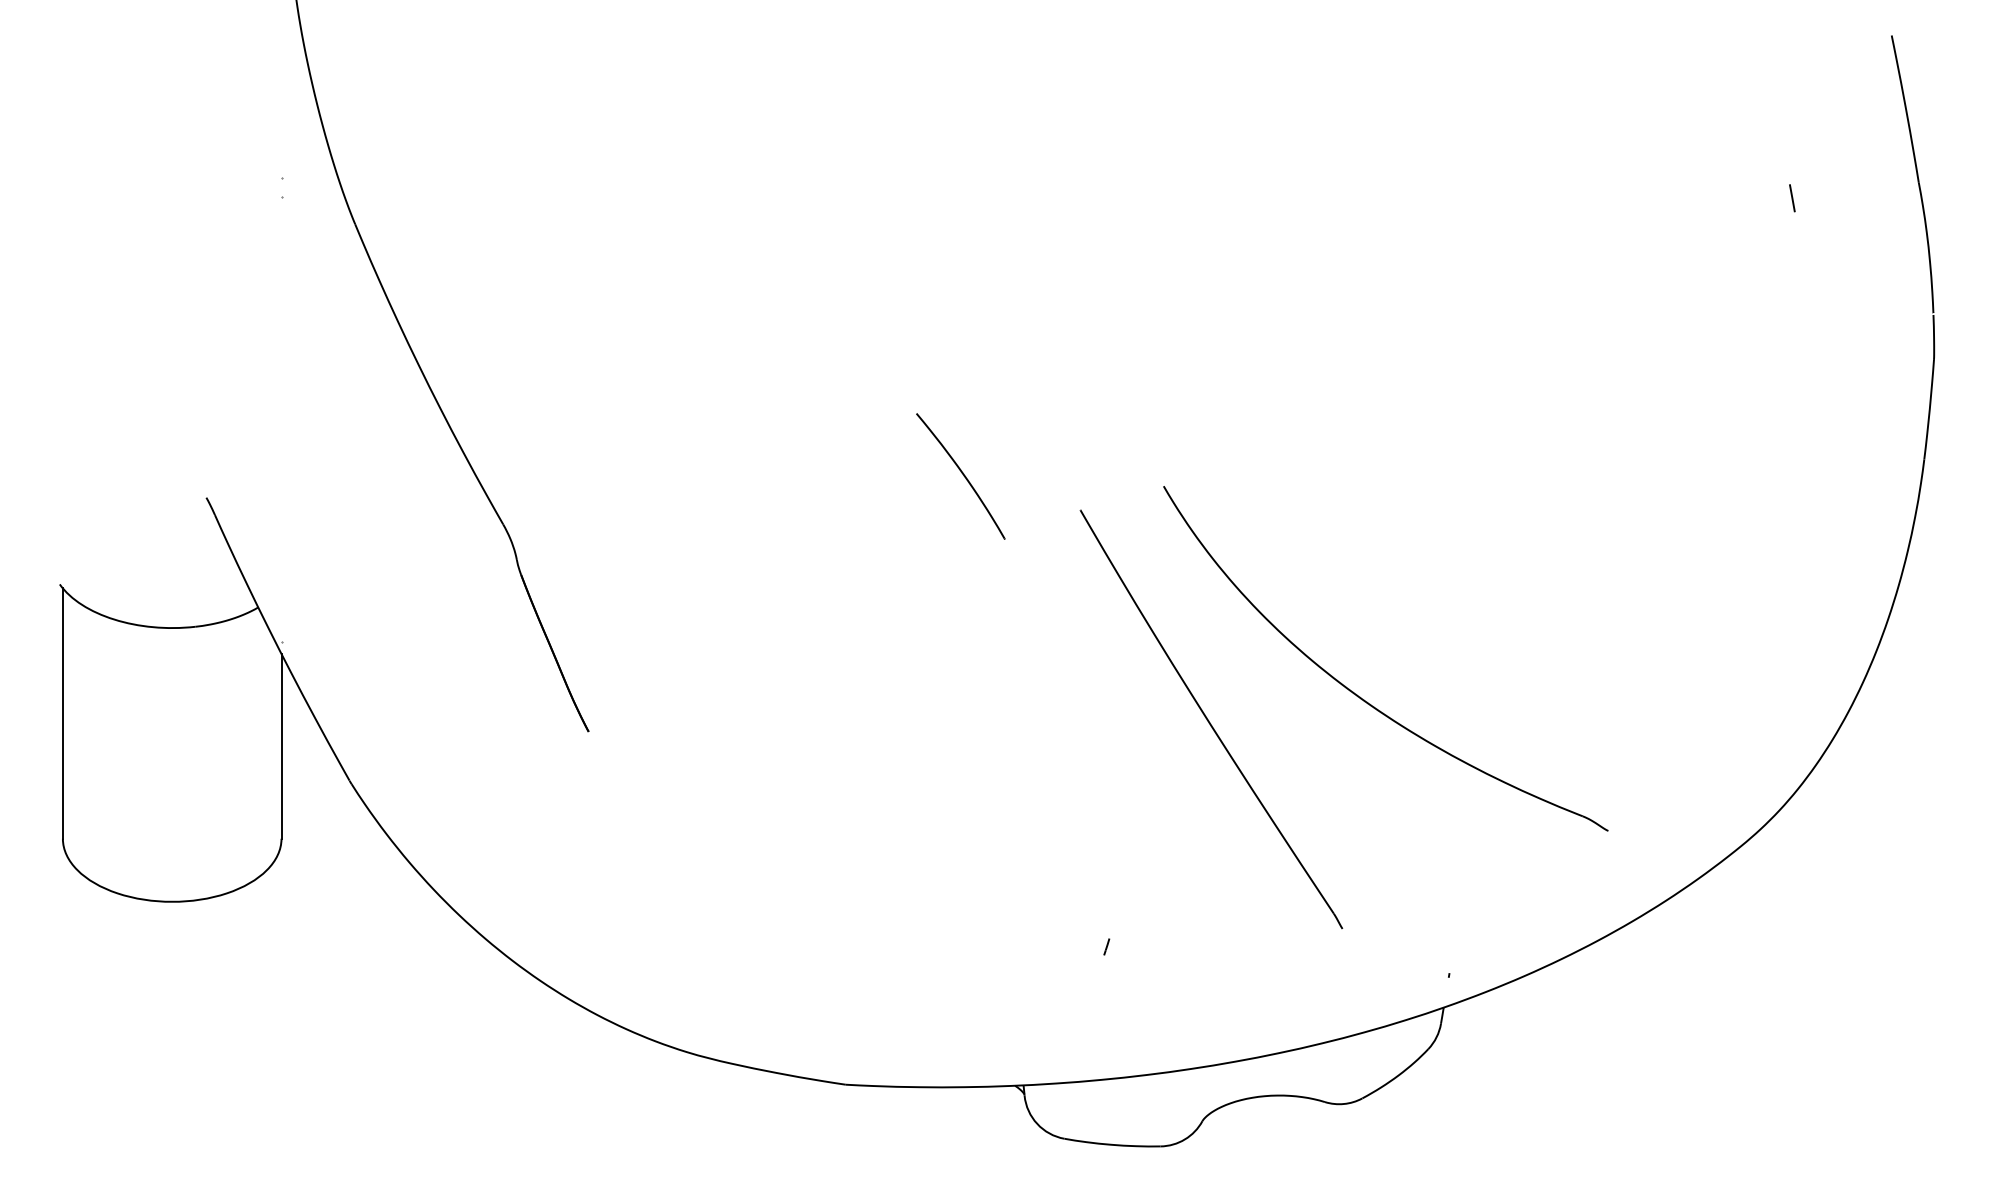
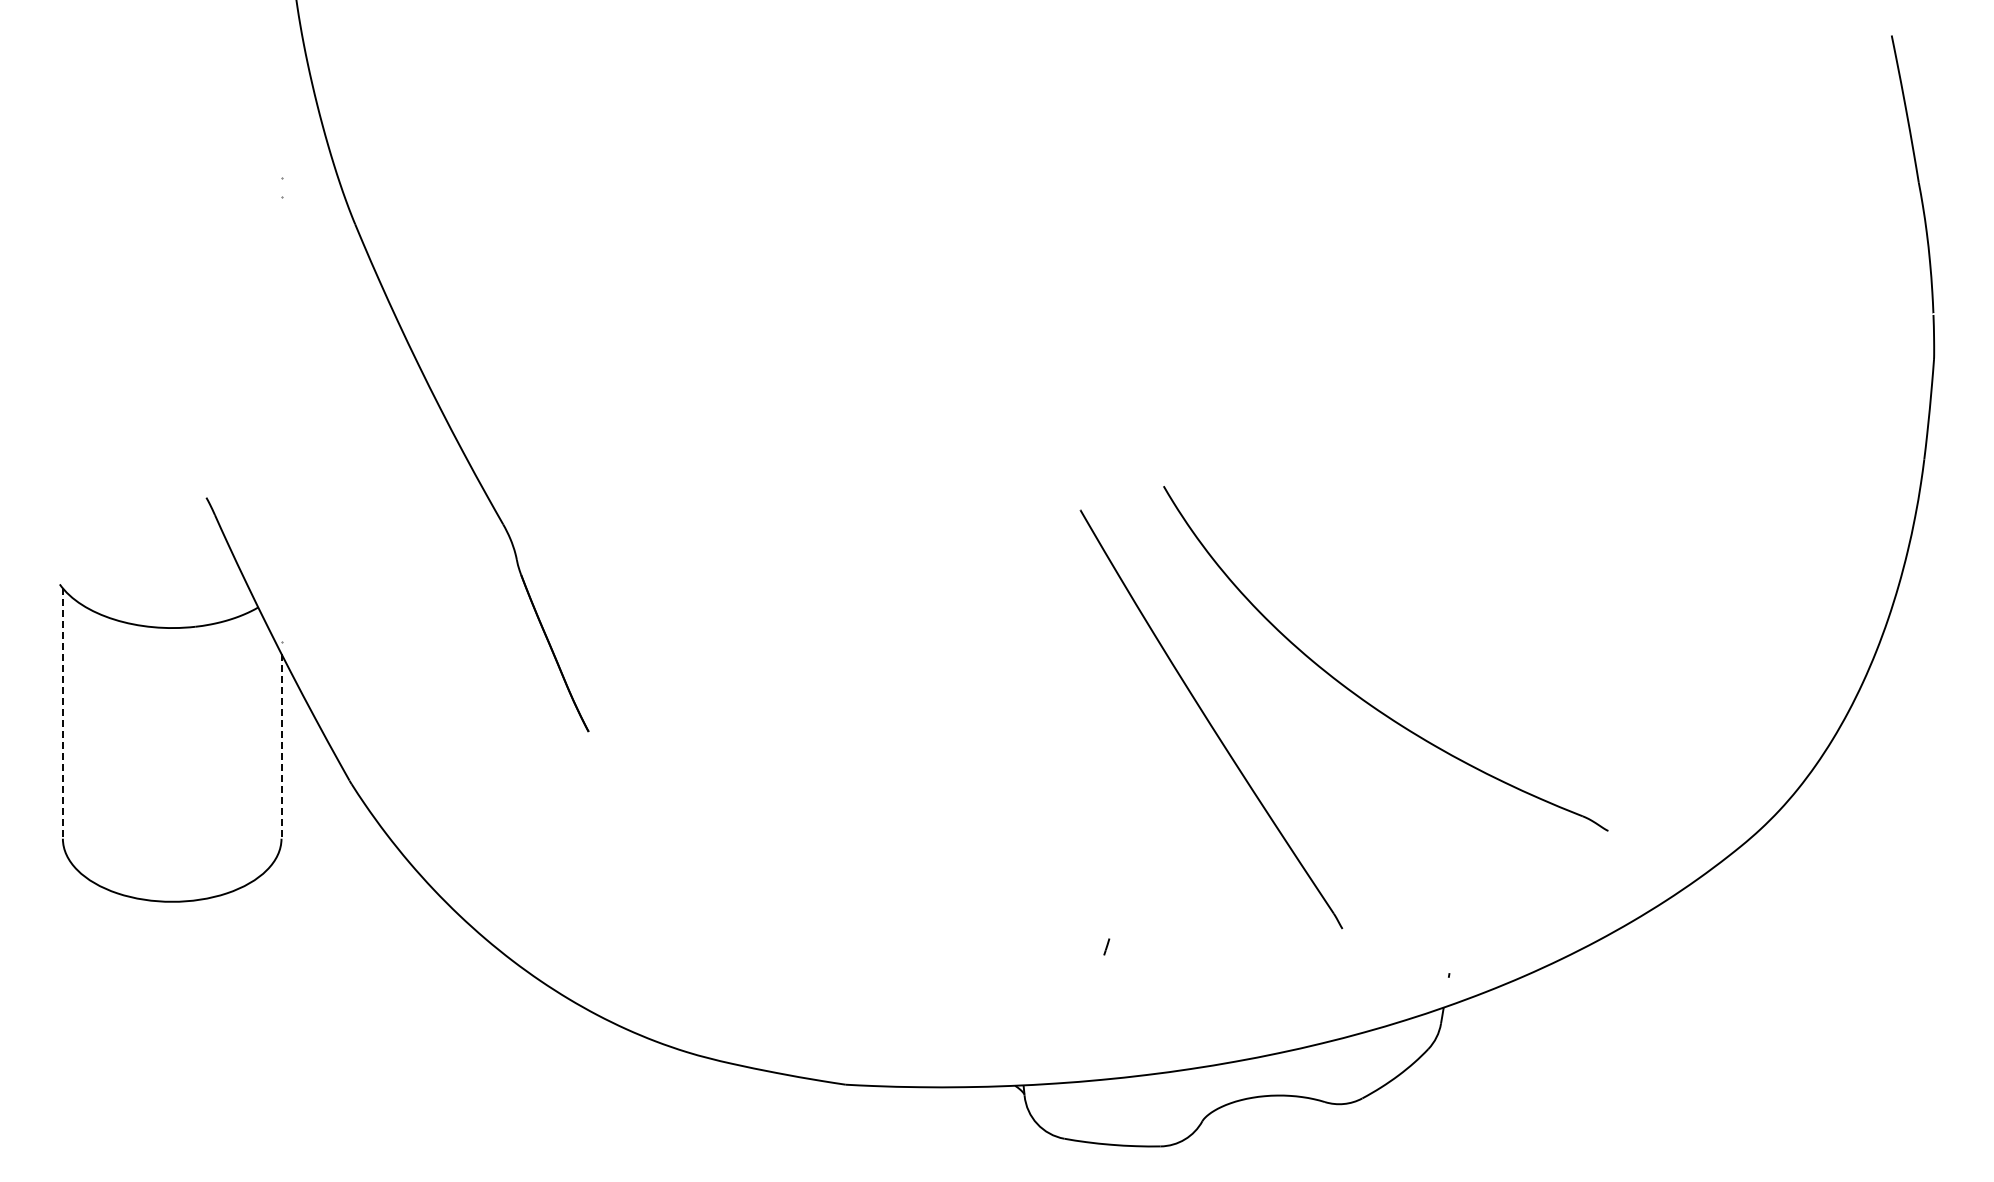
line: present -> none (1792, 198)
part: present -> none (960, 476)
line: solid -> dashed (62, 714)
line: solid -> dashed (281, 746)
